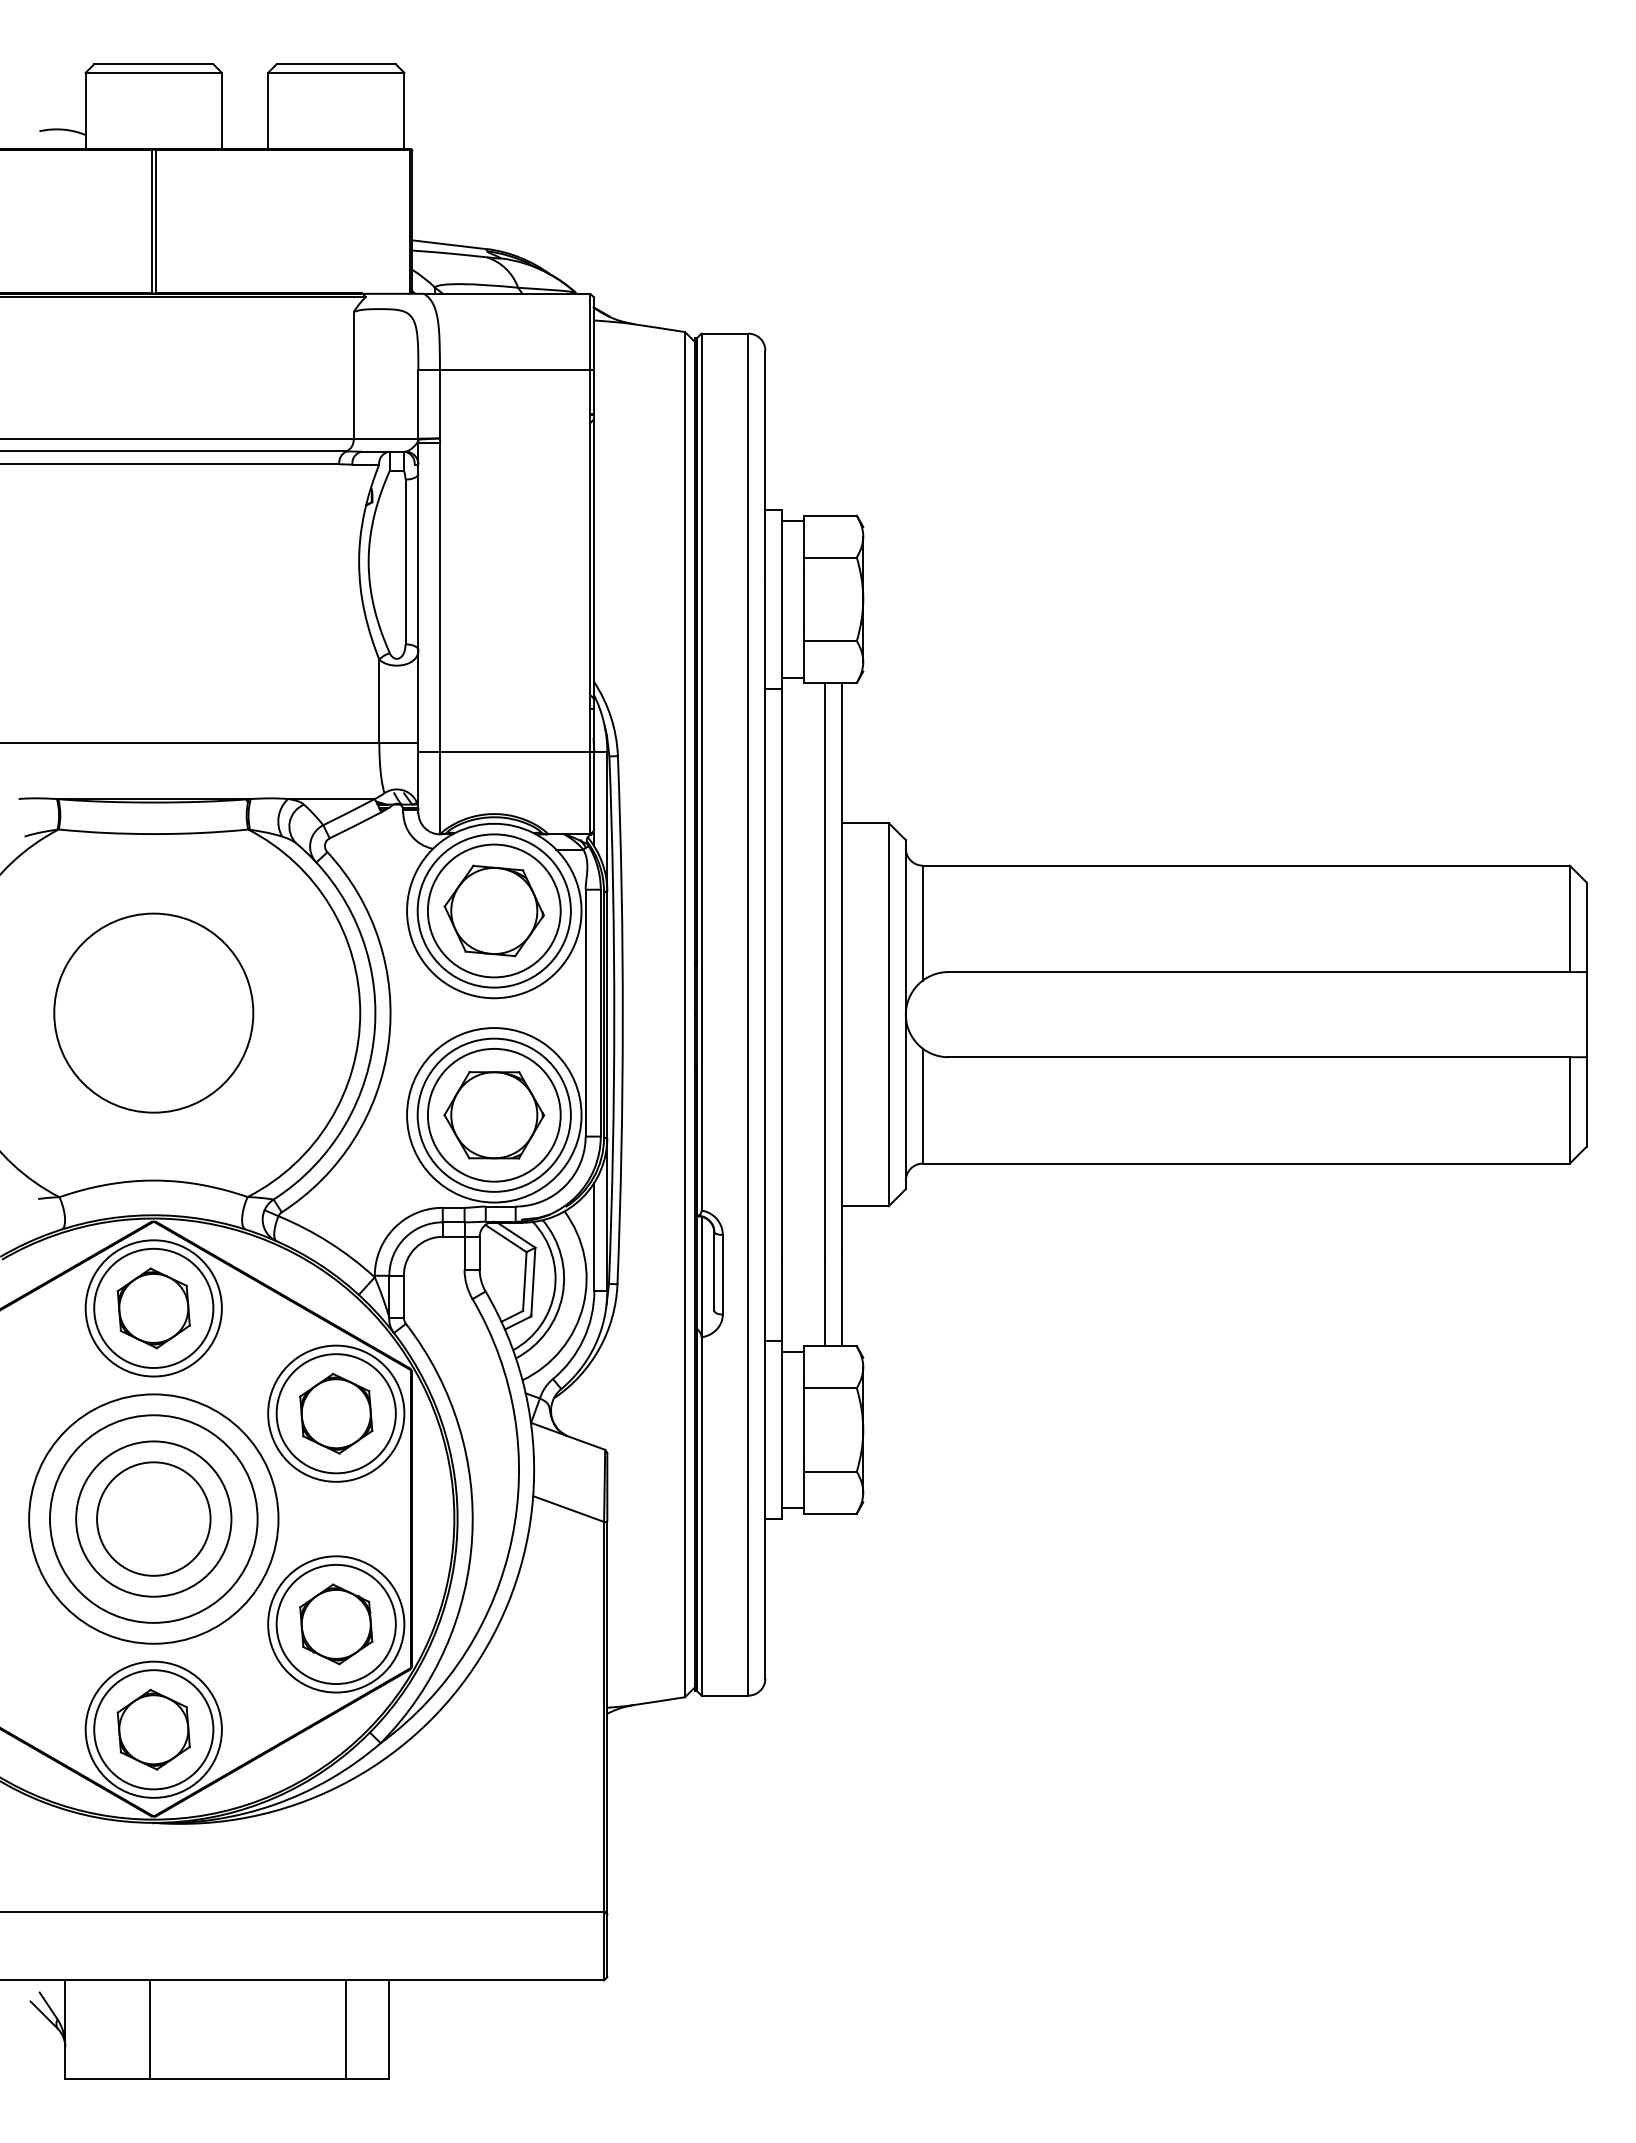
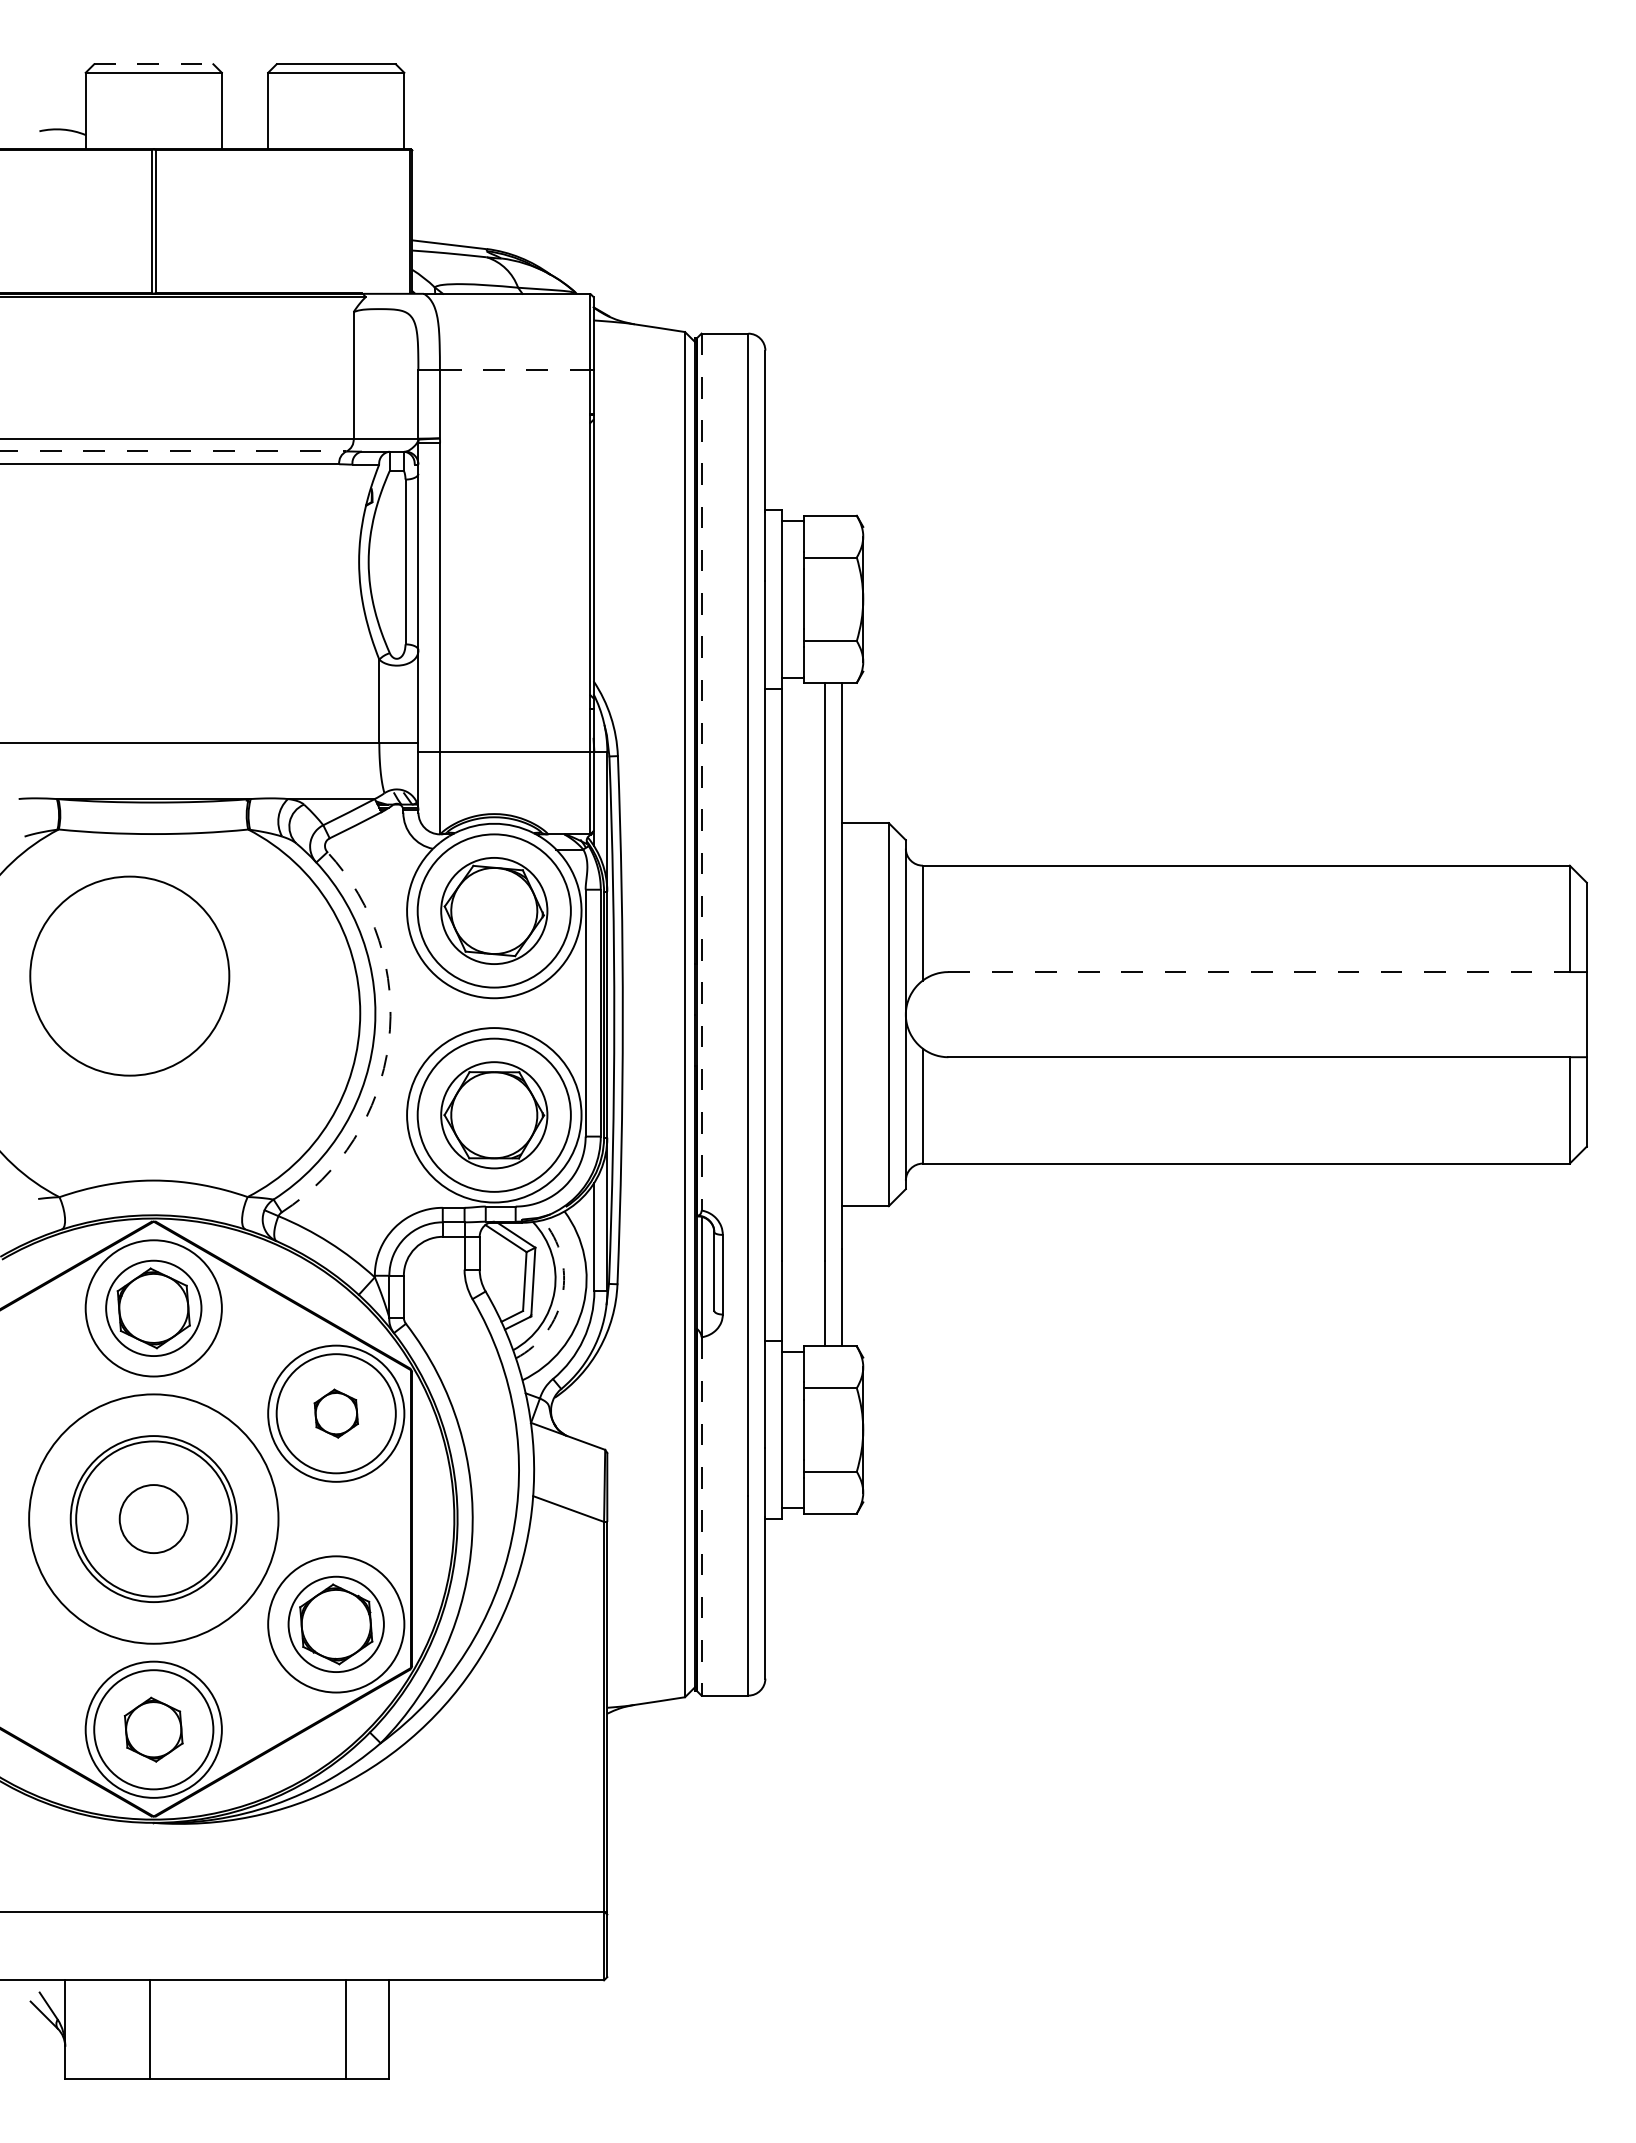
line: solid -> dashed (153, 64)
line: solid -> dashed (515, 369)
line: solid -> dashed (173, 451)
line: solid -> dashed (701, 772)
circle diameter: 133 px -> 106 px (494, 910)
line: solid -> dashed (1259, 972)
circle position: (153, 1012) -> (129, 975) (129, 975)
arc: solid -> dashed (388, 1042)
circle diameter: 133 px -> 106 px (494, 1115)
arc: solid -> dashed (562, 1295)
circle diameter: 119 px -> 95 px (153, 1308)
part size: 75x83 px -> 46x51 px (335, 1413)
line: solid -> dashed (701, 1516)
circle diameter: 114 px -> 68 px (153, 1519)
circle diameter: 208 px -> 166 px (153, 1519)
circle diameter: 119 px -> 95 px (335, 1624)
part size: 75x83 px -> 61x67 px (153, 1729)
